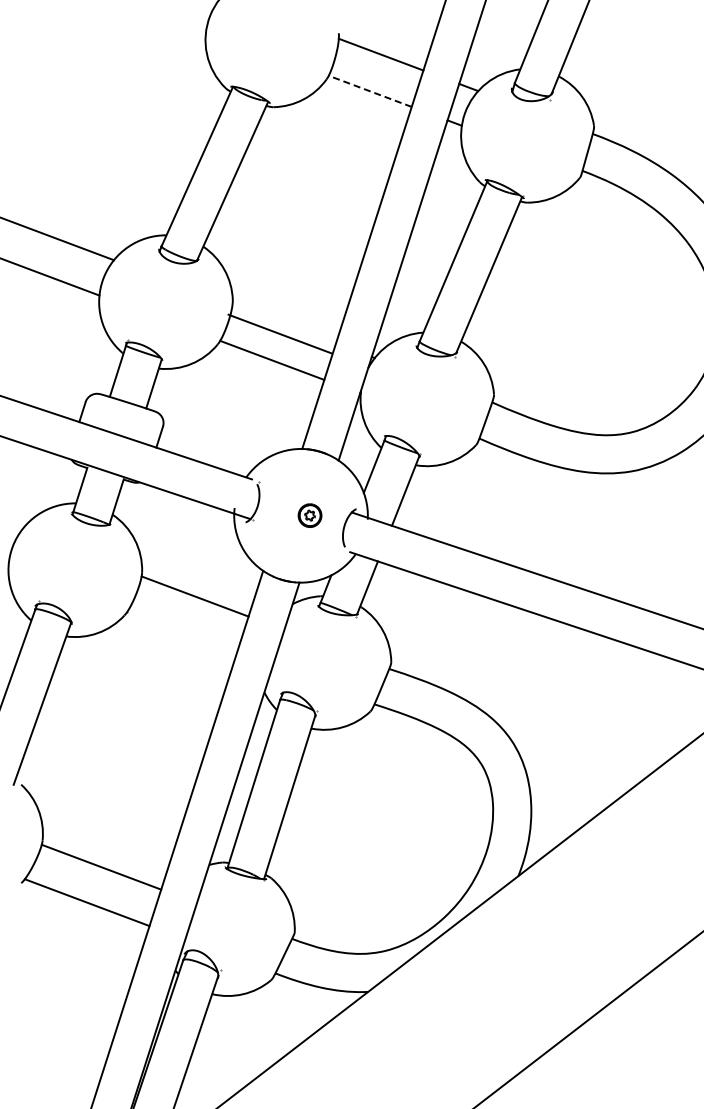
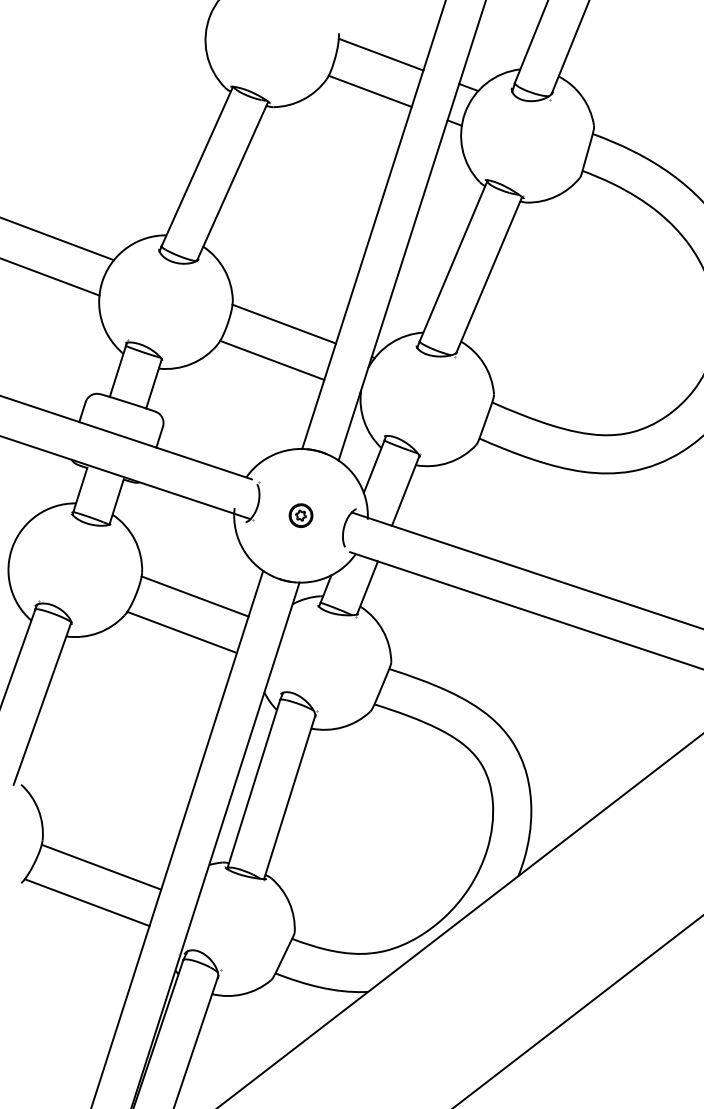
line: dashed -> solid (369, 91)
line position: (280, 333) -> (284, 323) (284, 323)
part position: (309, 515) -> (300, 515) (300, 515)
line: none -> present (181, 632)
line position: (588, 1019) -> (578, 1011) (578, 1011)
